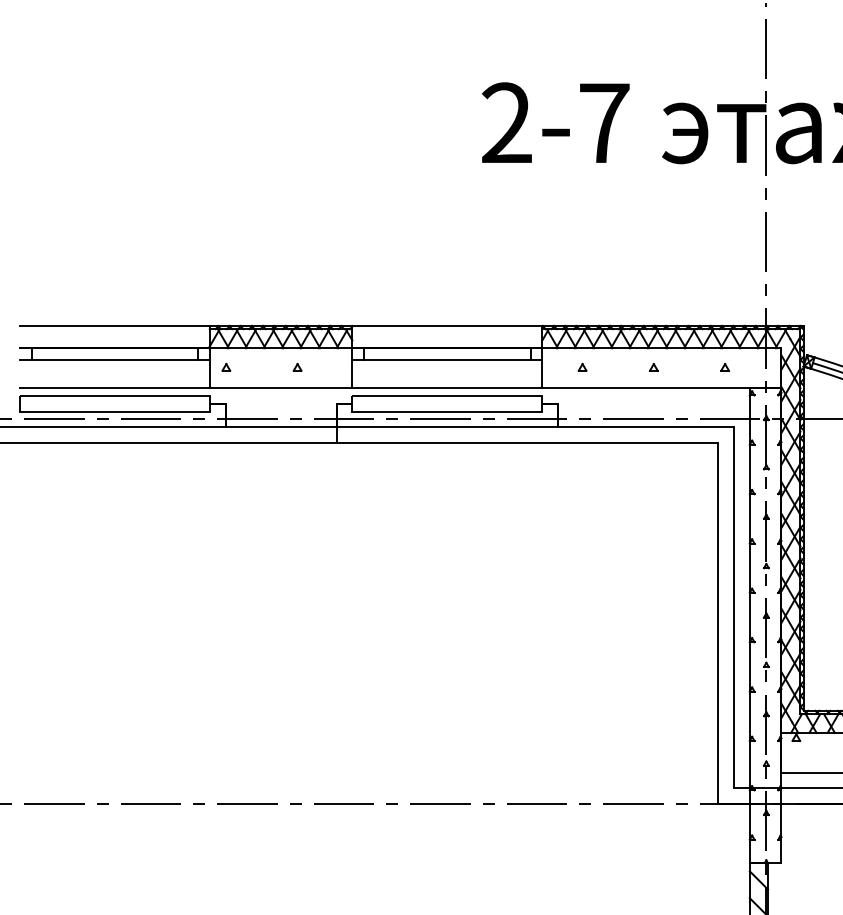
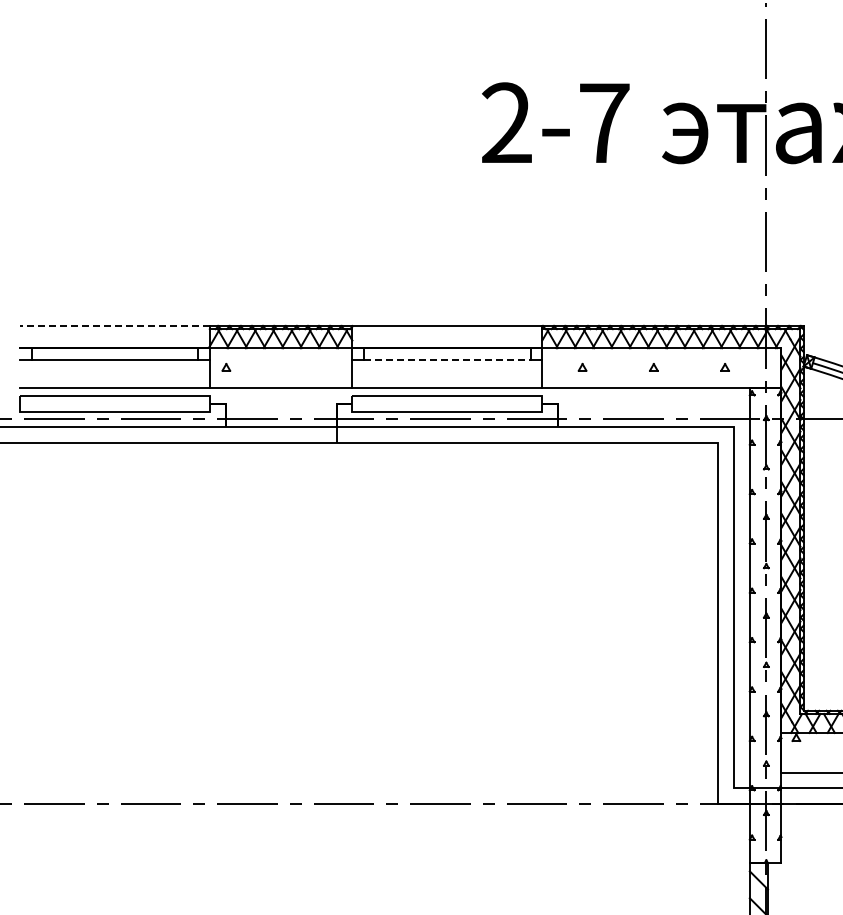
line: solid -> dashed (114, 326)
line: solid -> dashed (447, 360)
part: present -> none (297, 366)
